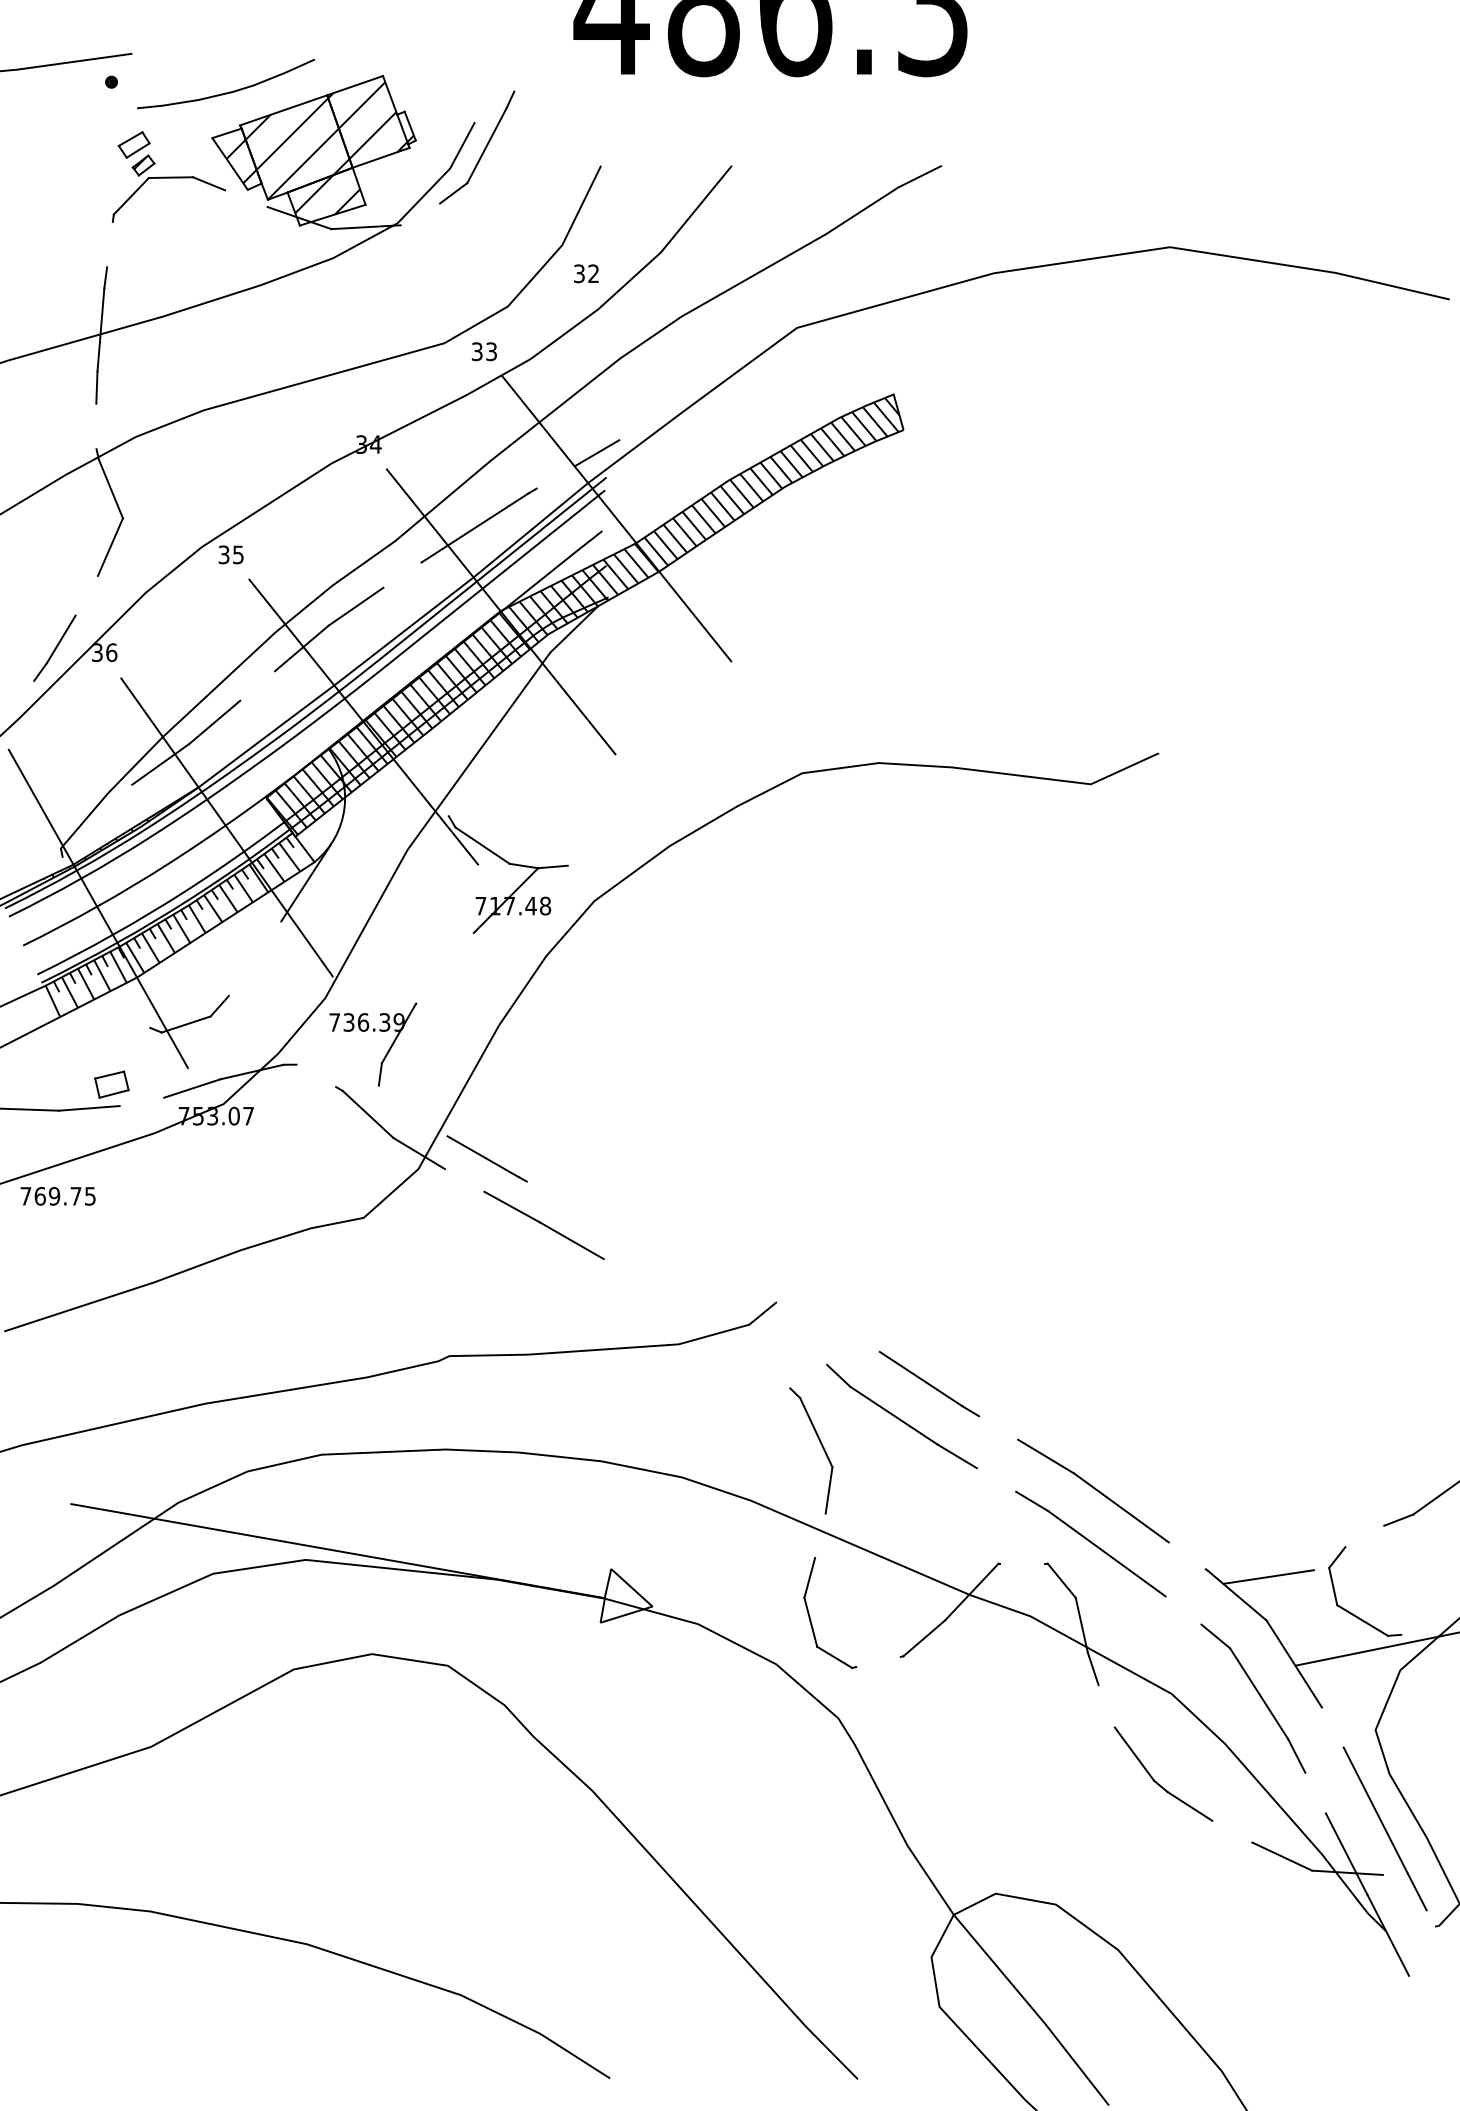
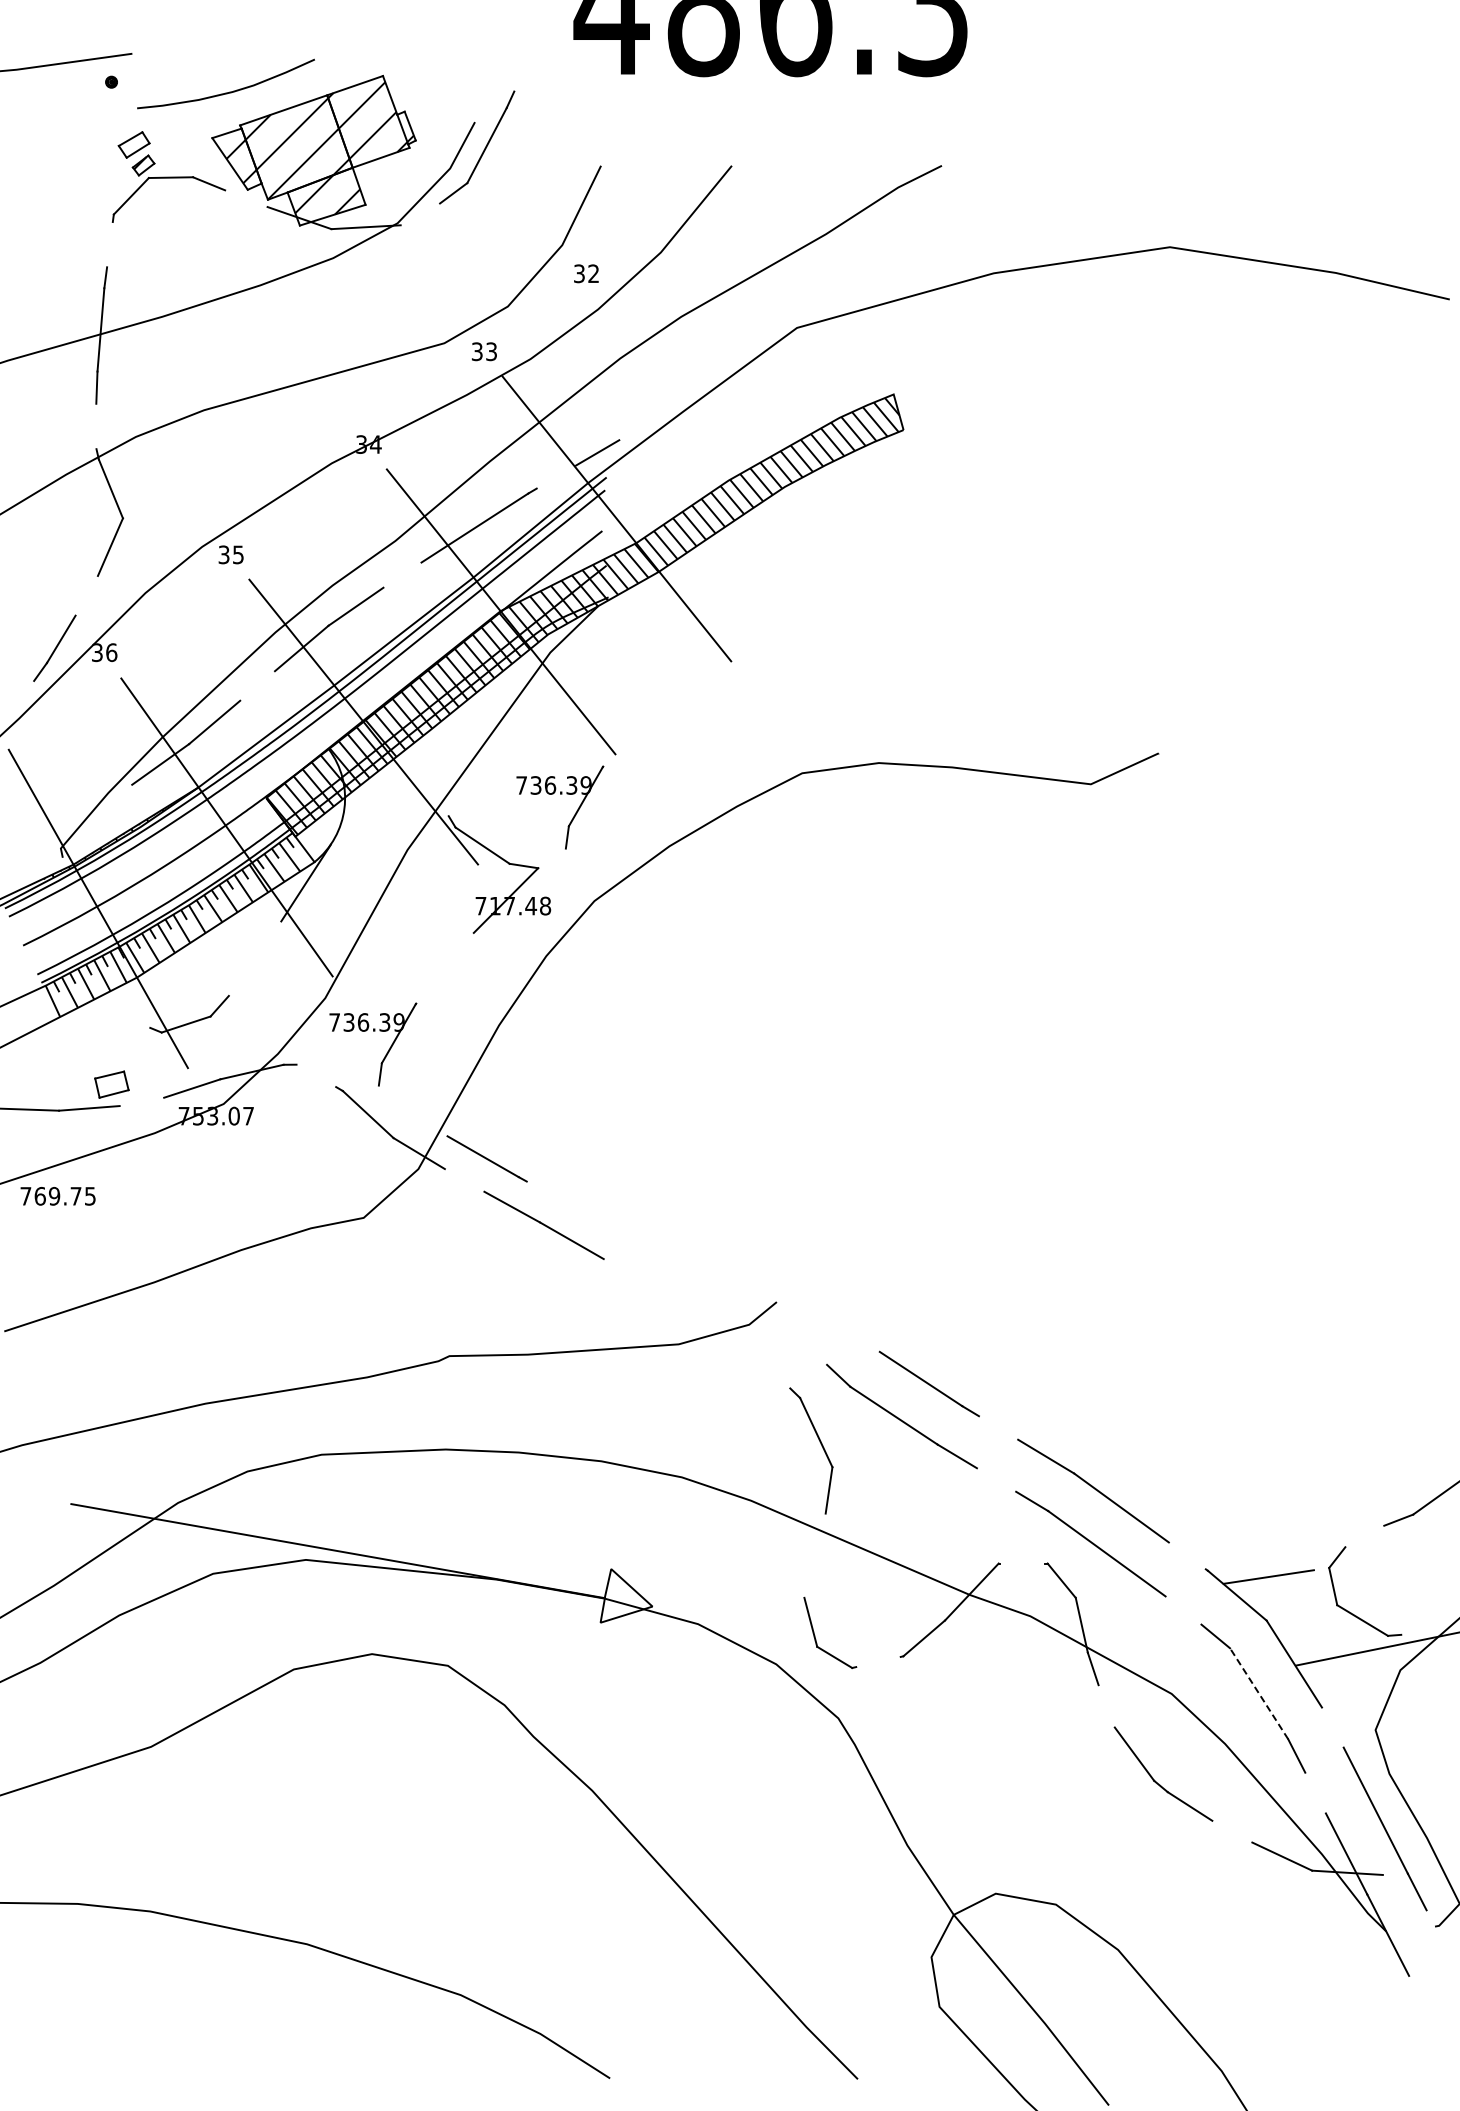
part: none -> present (560, 794)
line: present -> none (552, 866)
line: present -> none (809, 1577)
line: solid -> dashed (1259, 1693)
